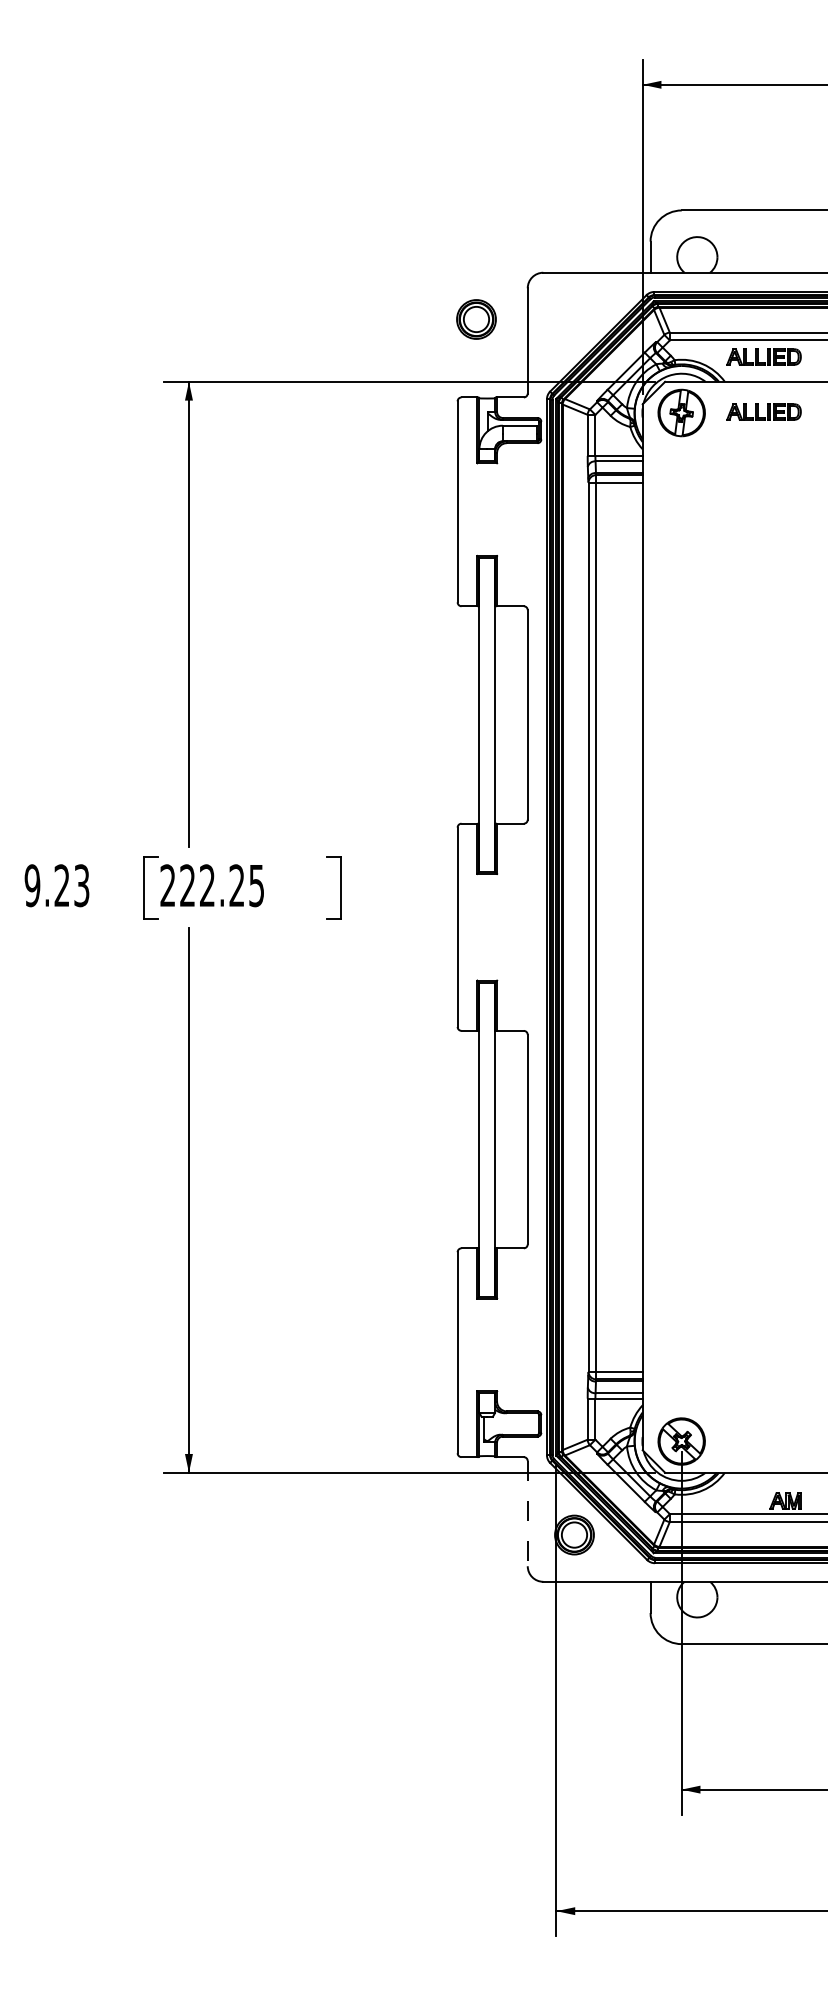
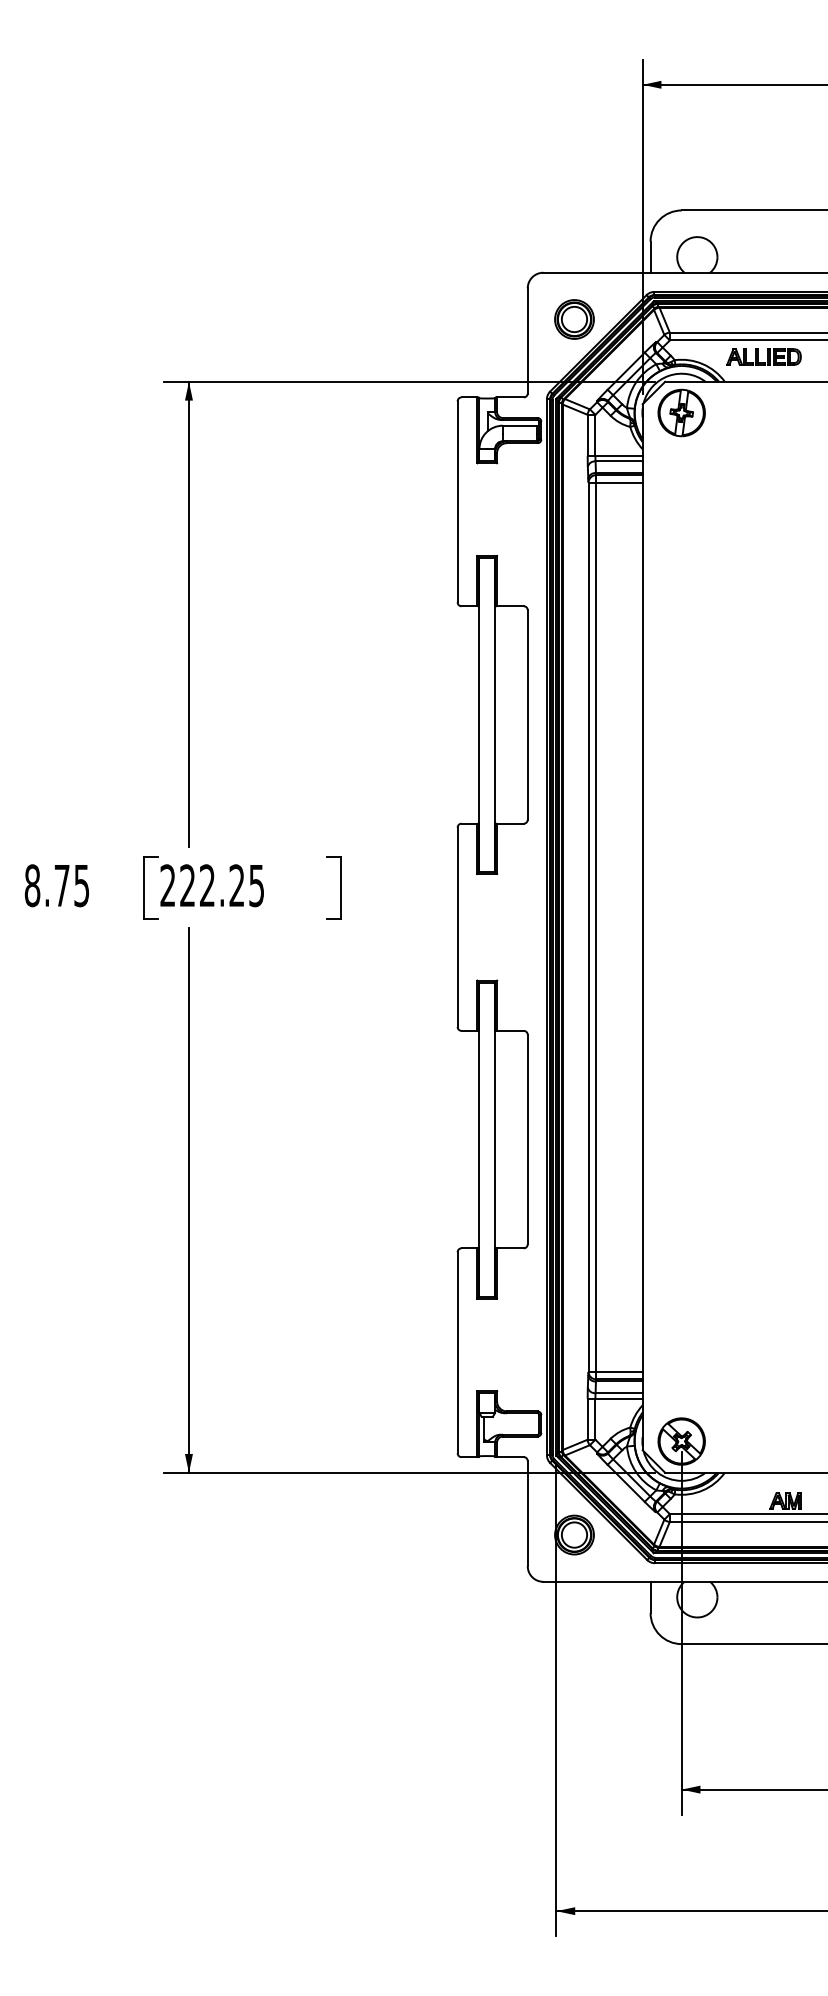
part position: (476, 319) -> (574, 319) (574, 319)
part: present -> none (763, 411)
text: 9.23 -> 8.75 (56, 885)
line: dashed -> solid (527, 1513)
